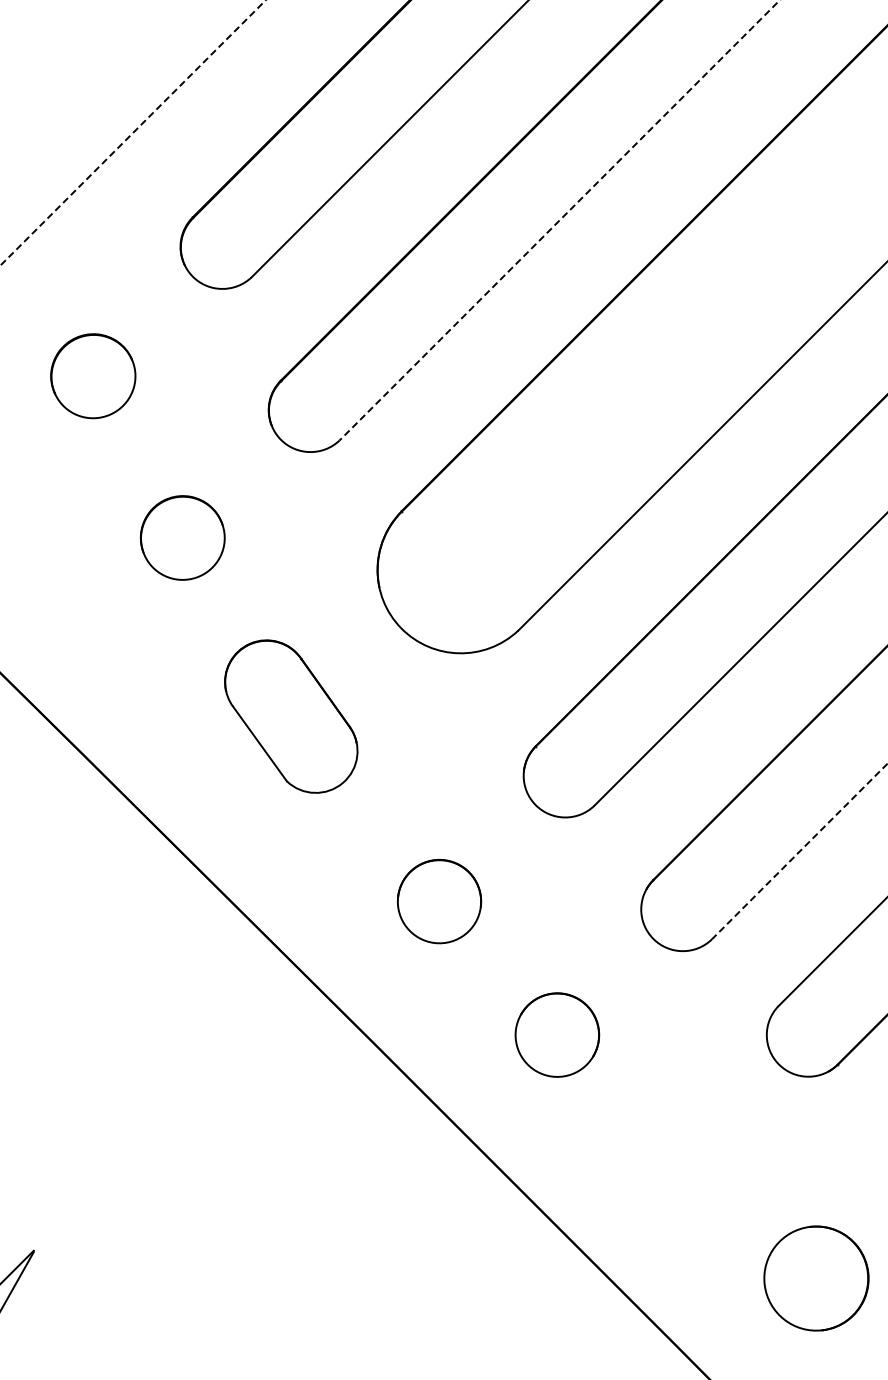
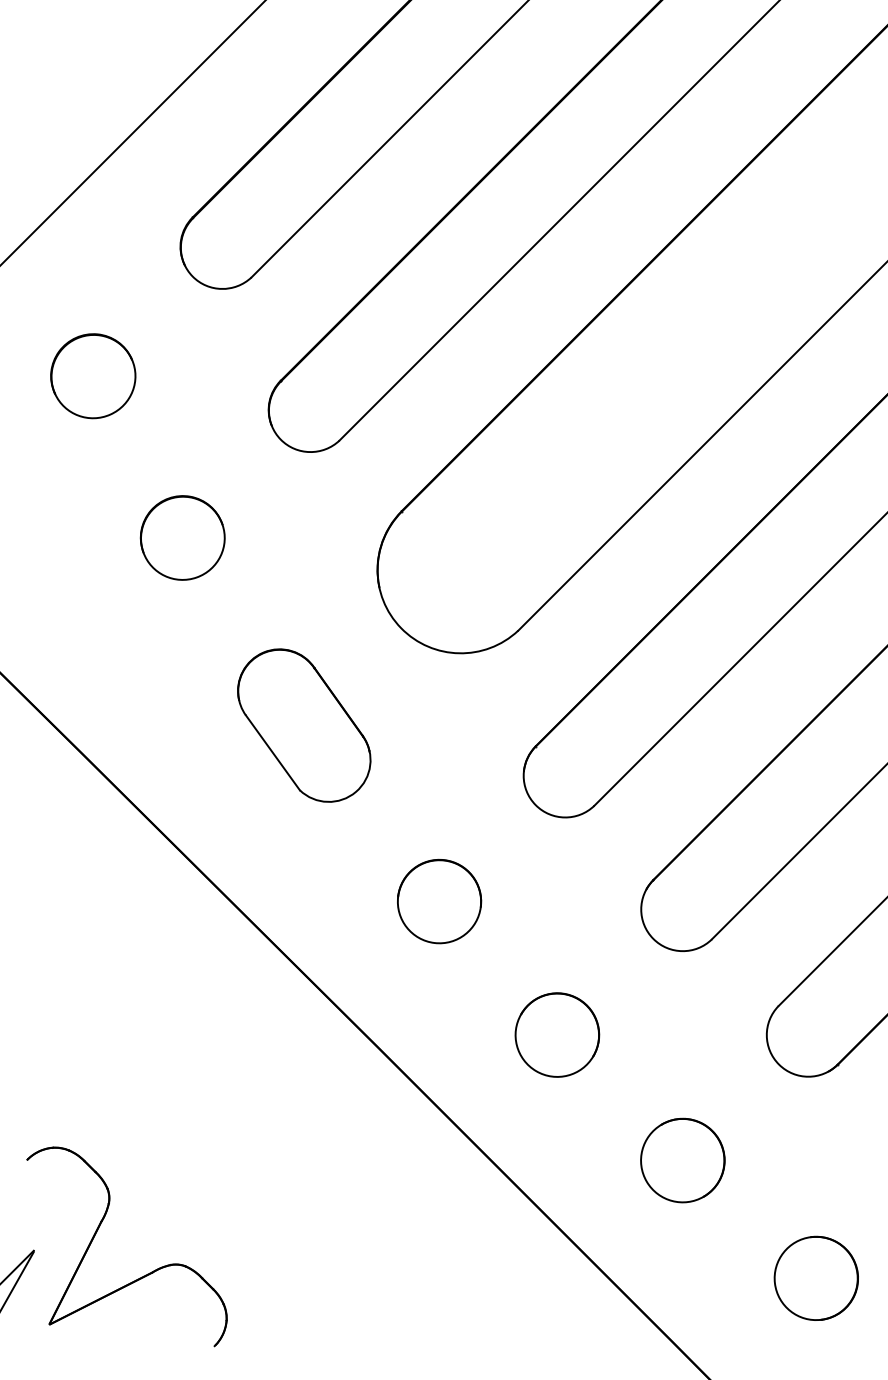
line: dashed -> solid (132, 133)
line: dashed -> solid (559, 220)
part position: (291, 716) -> (304, 725) (304, 725)
line: dashed -> solid (799, 851)
part: none -> present (682, 1160)
part: none -> present (97, 1232)
part size: 107x107 px -> 86x86 px (815, 1277)
